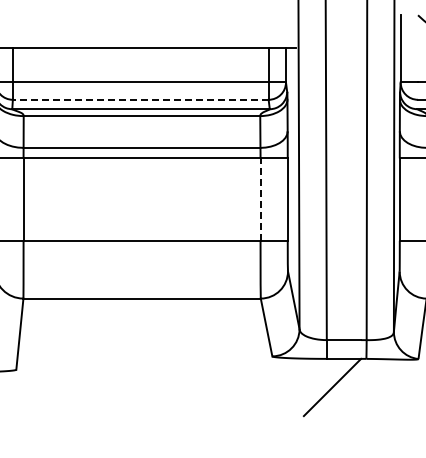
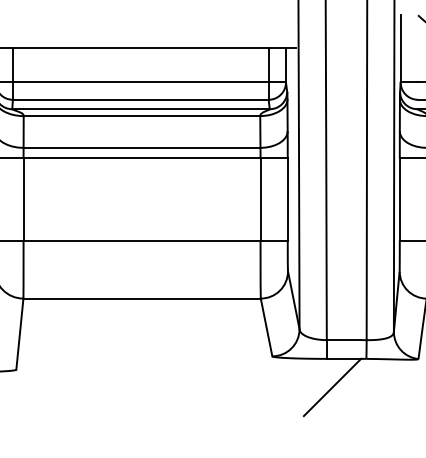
line: dashed -> solid (140, 99)
line: dashed -> solid (260, 199)
